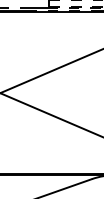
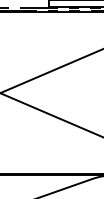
line: dashed -> solid (76, 0)
line: dashed -> solid (76, 6)
